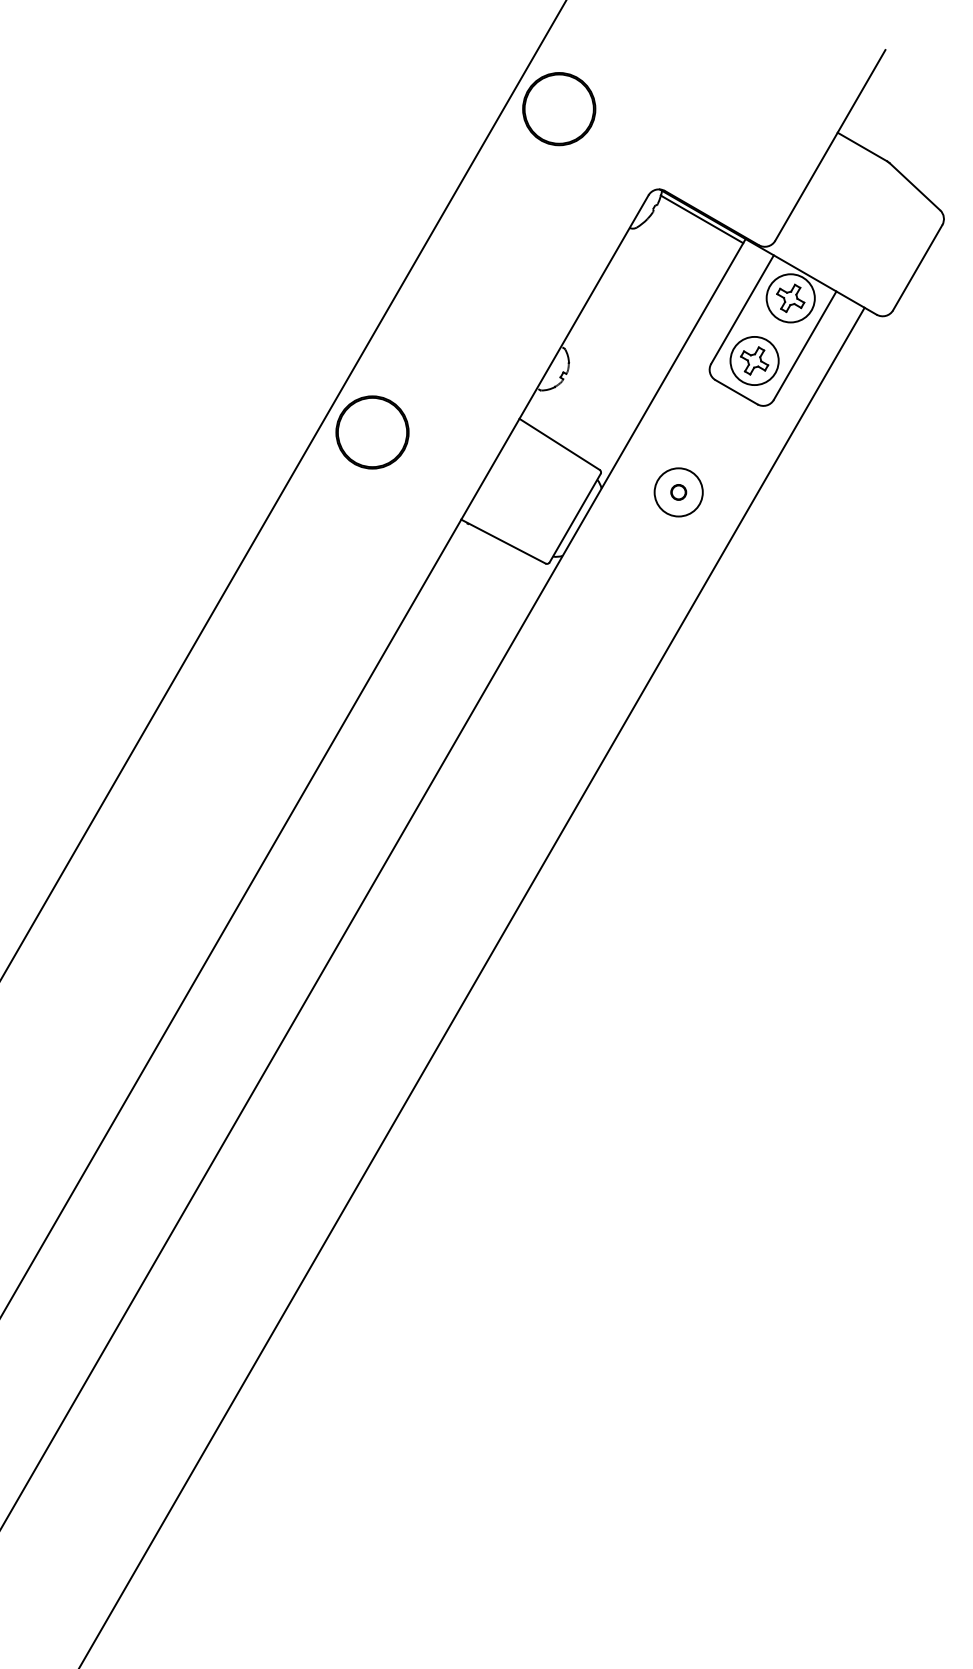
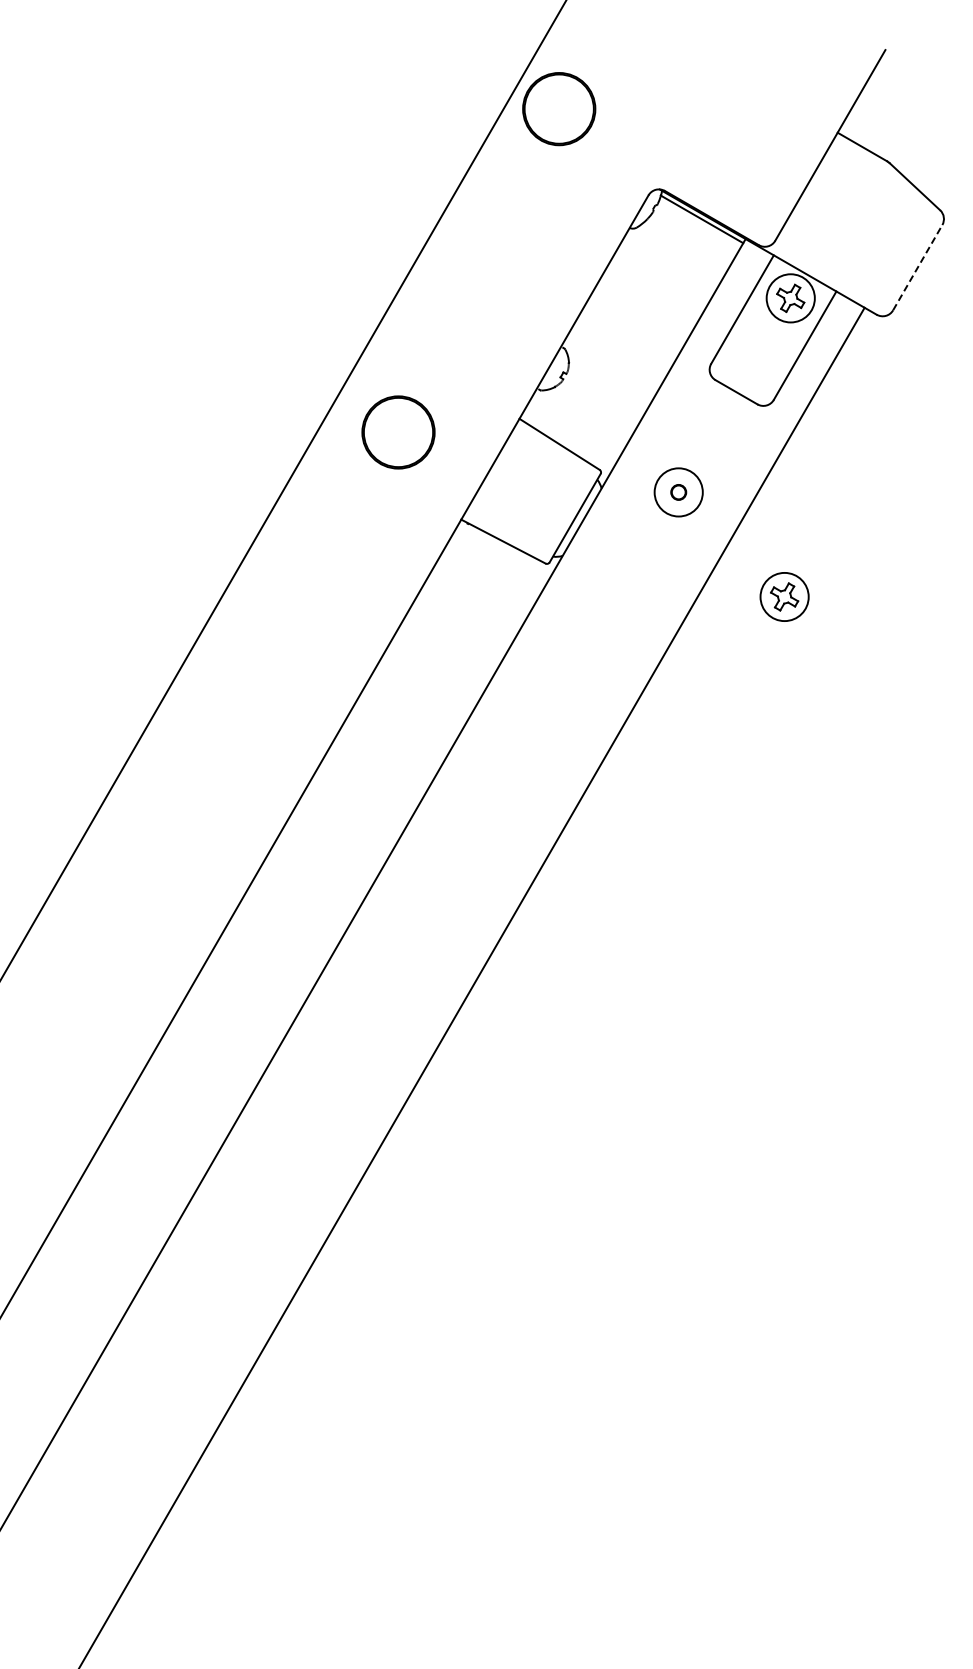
line: solid -> dashed (918, 267)
part position: (754, 360) -> (784, 596) (784, 596)
circle position: (372, 432) -> (398, 432) (398, 432)
